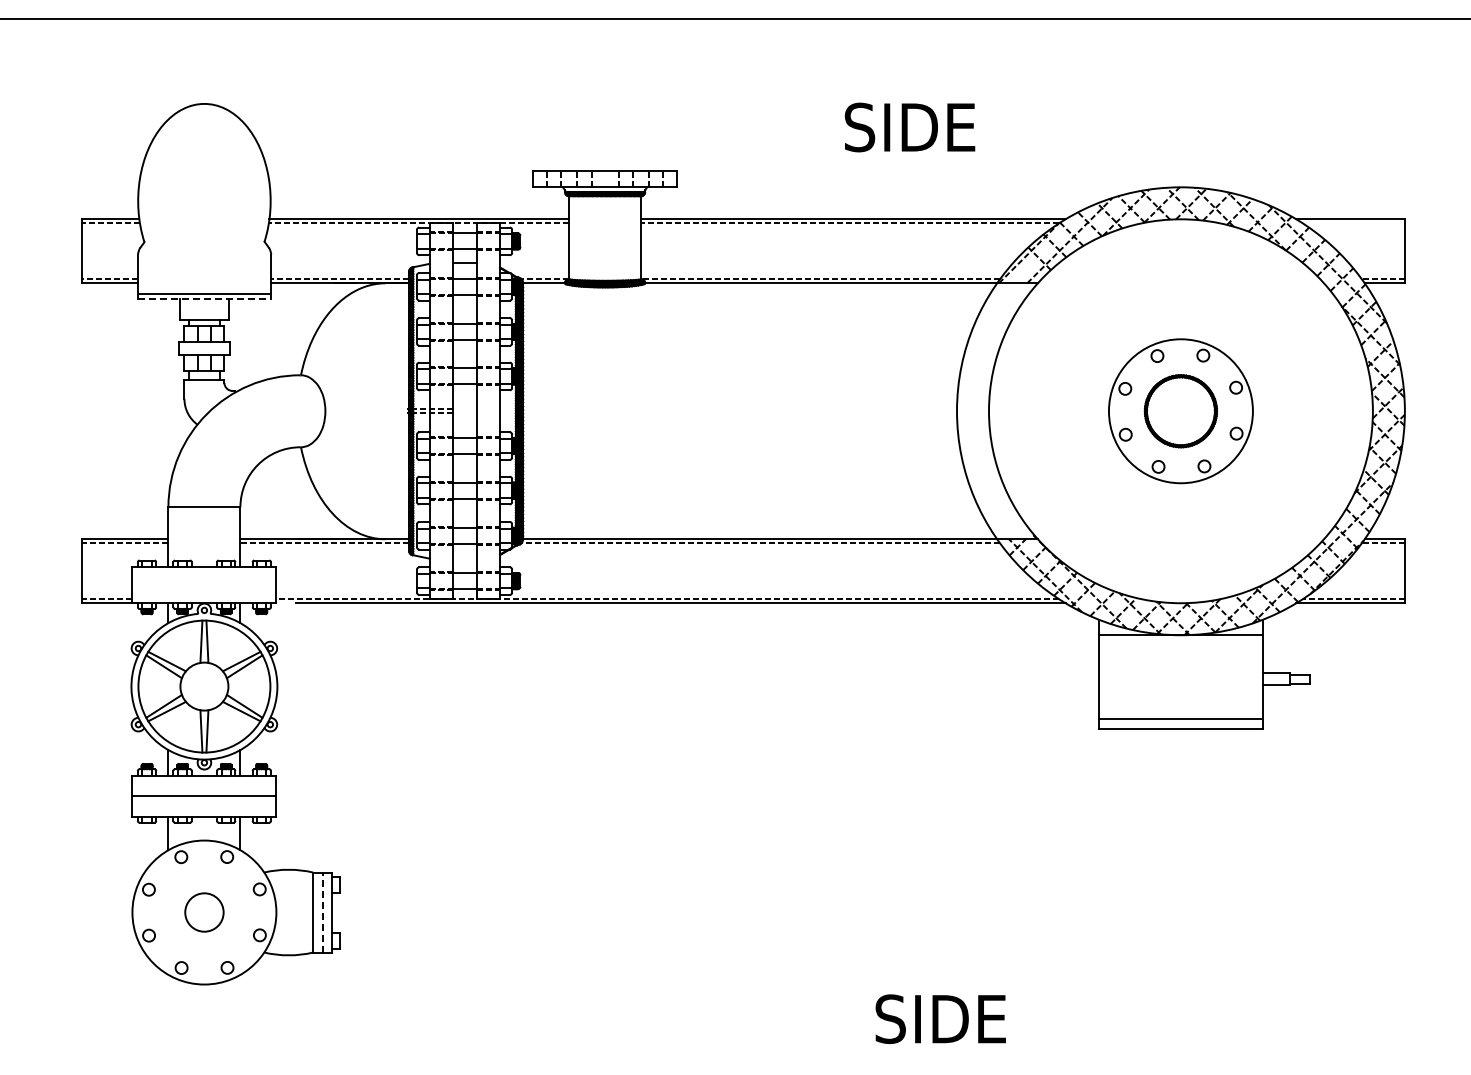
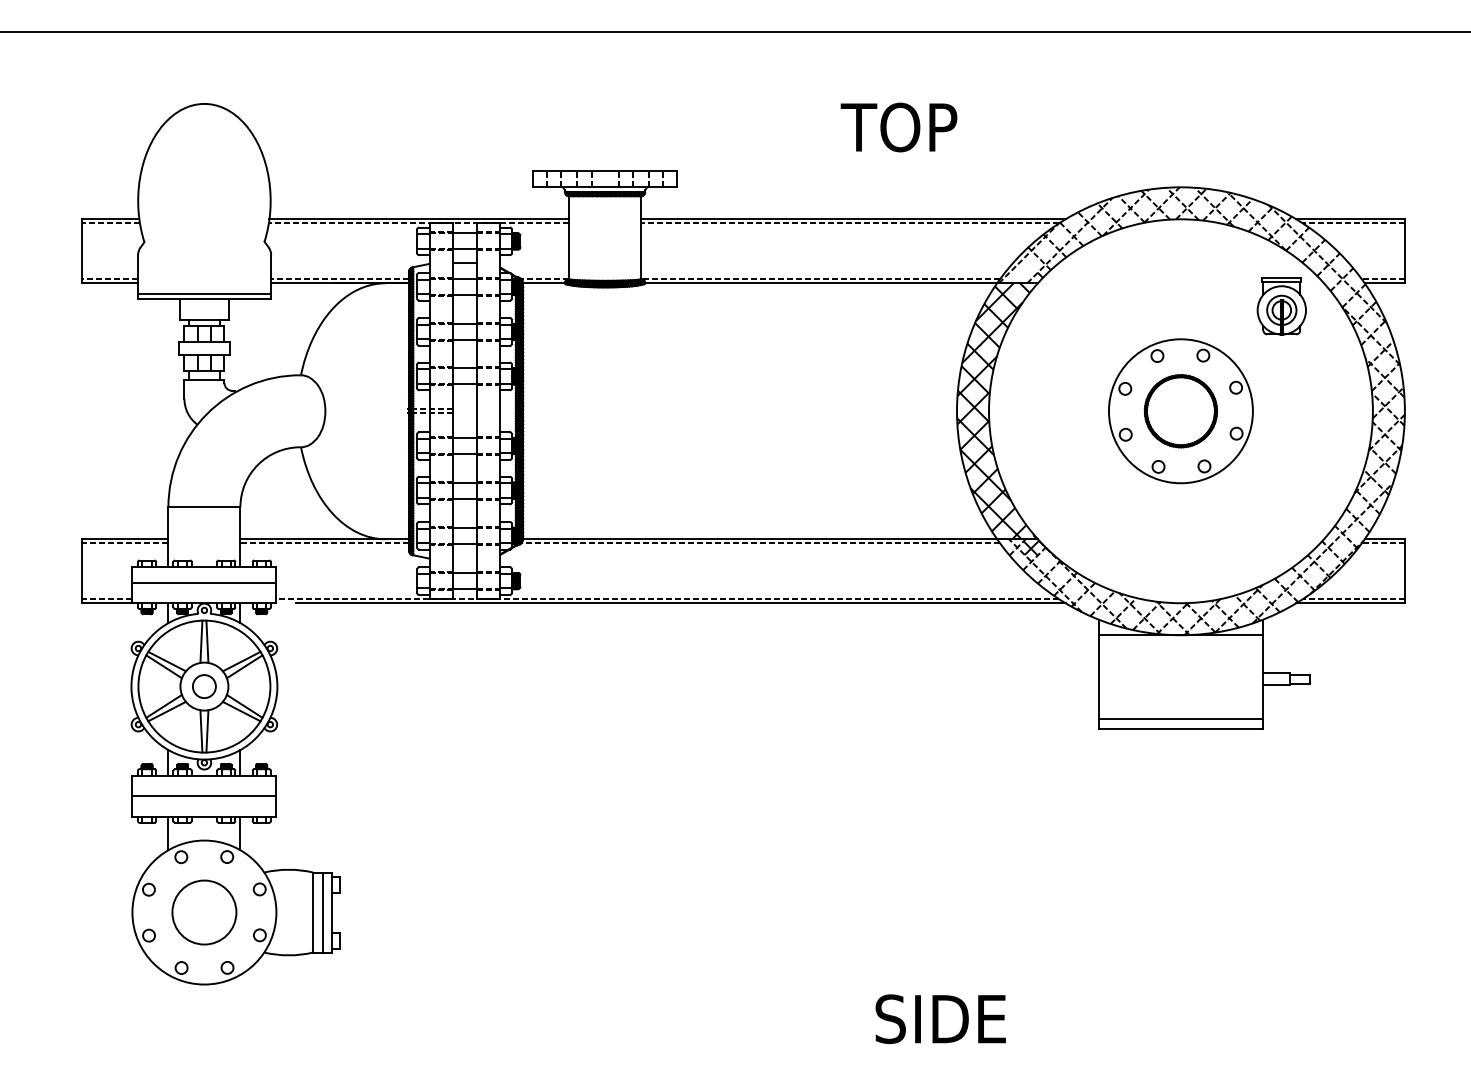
line position: (734, 19) -> (734, 32) (734, 32)
text: SIDE -> TOP (907, 127)
line: none -> present (1353, 223)
line: dashed -> solid (204, 299)
part: none -> present (1281, 306)
hatch: none -> present (999, 413)
line: none -> present (204, 582)
circle: none -> present (204, 686)
circle size: 41x41 px -> 67x67 px (204, 912)
line: dashed -> solid (322, 912)
